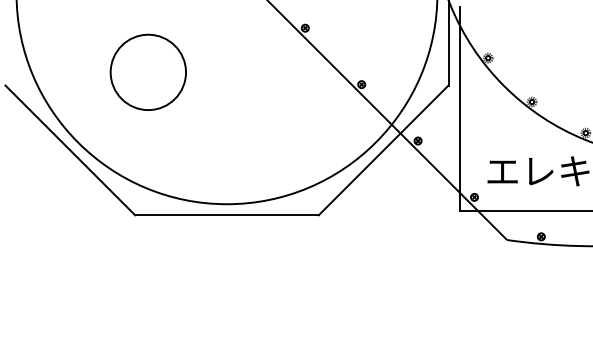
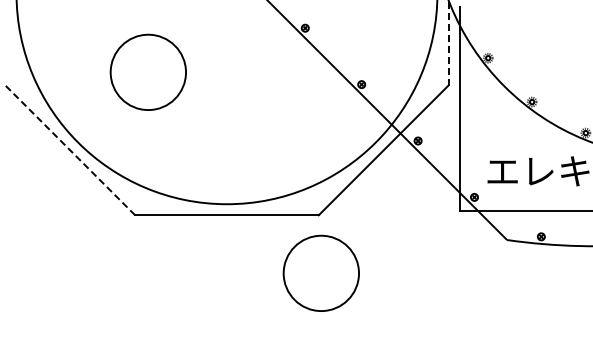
line: solid -> dashed (448, 42)
line: solid -> dashed (70, 150)
circle: none -> present (320, 272)
